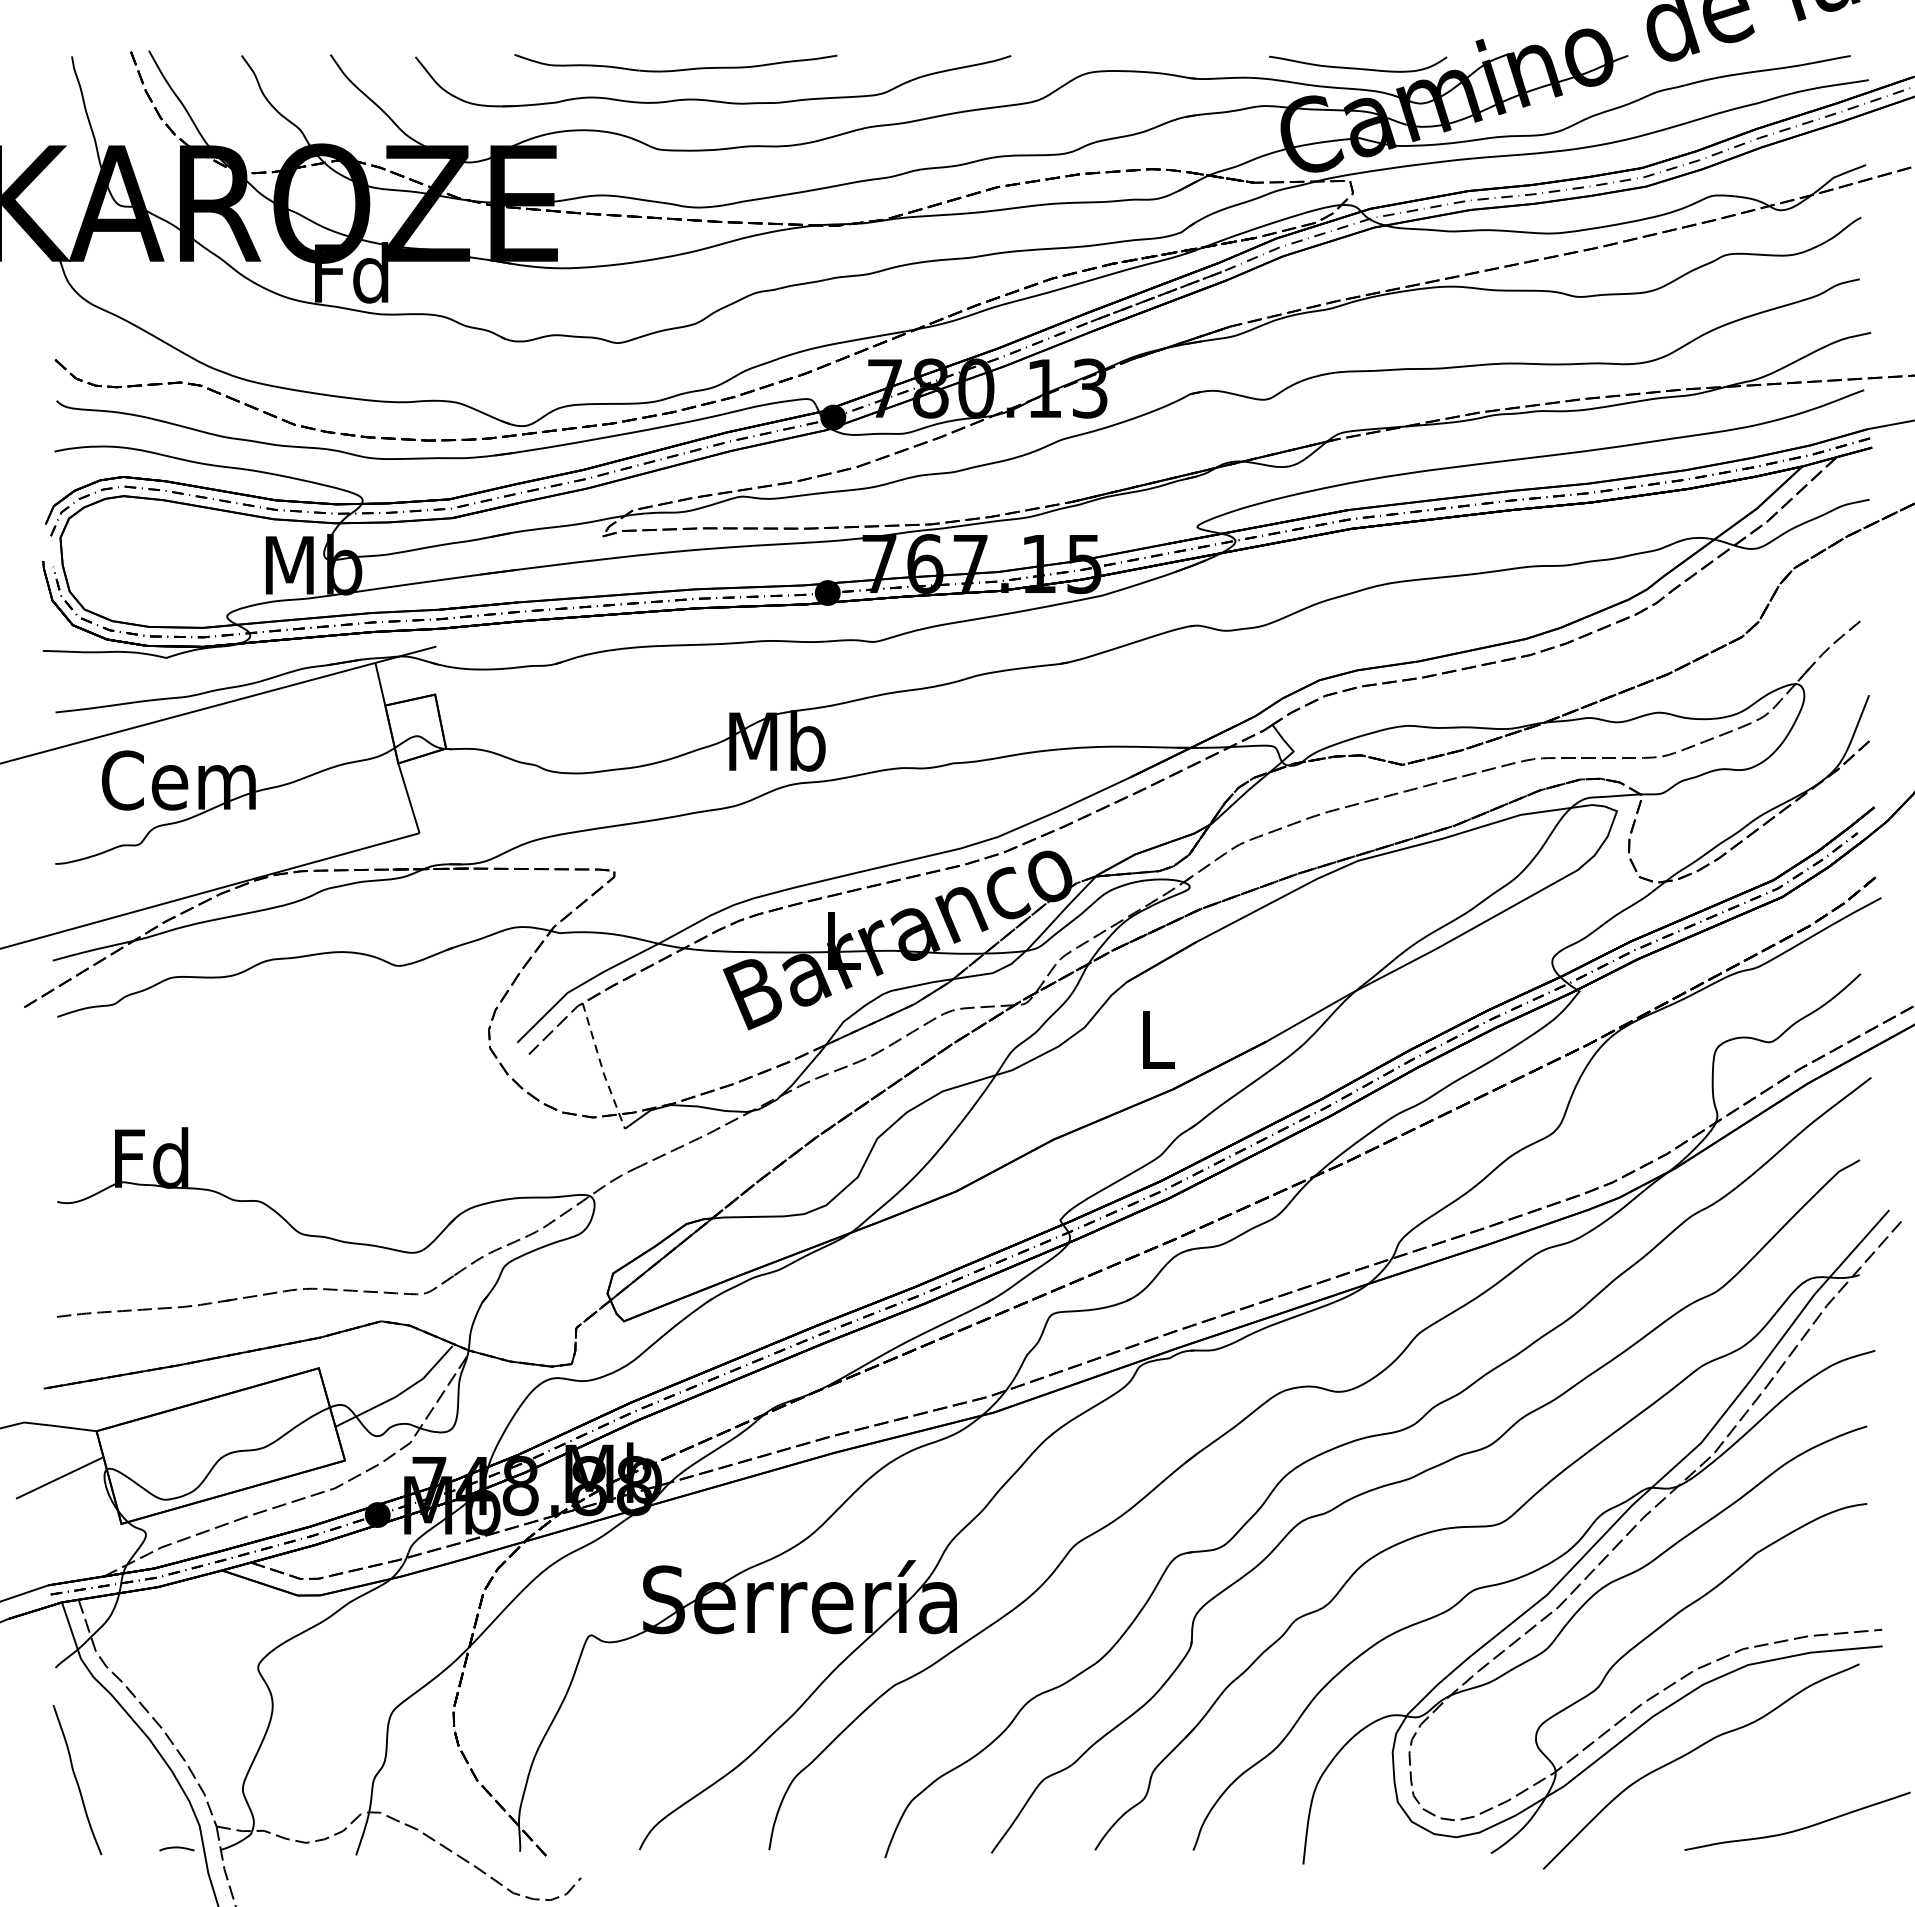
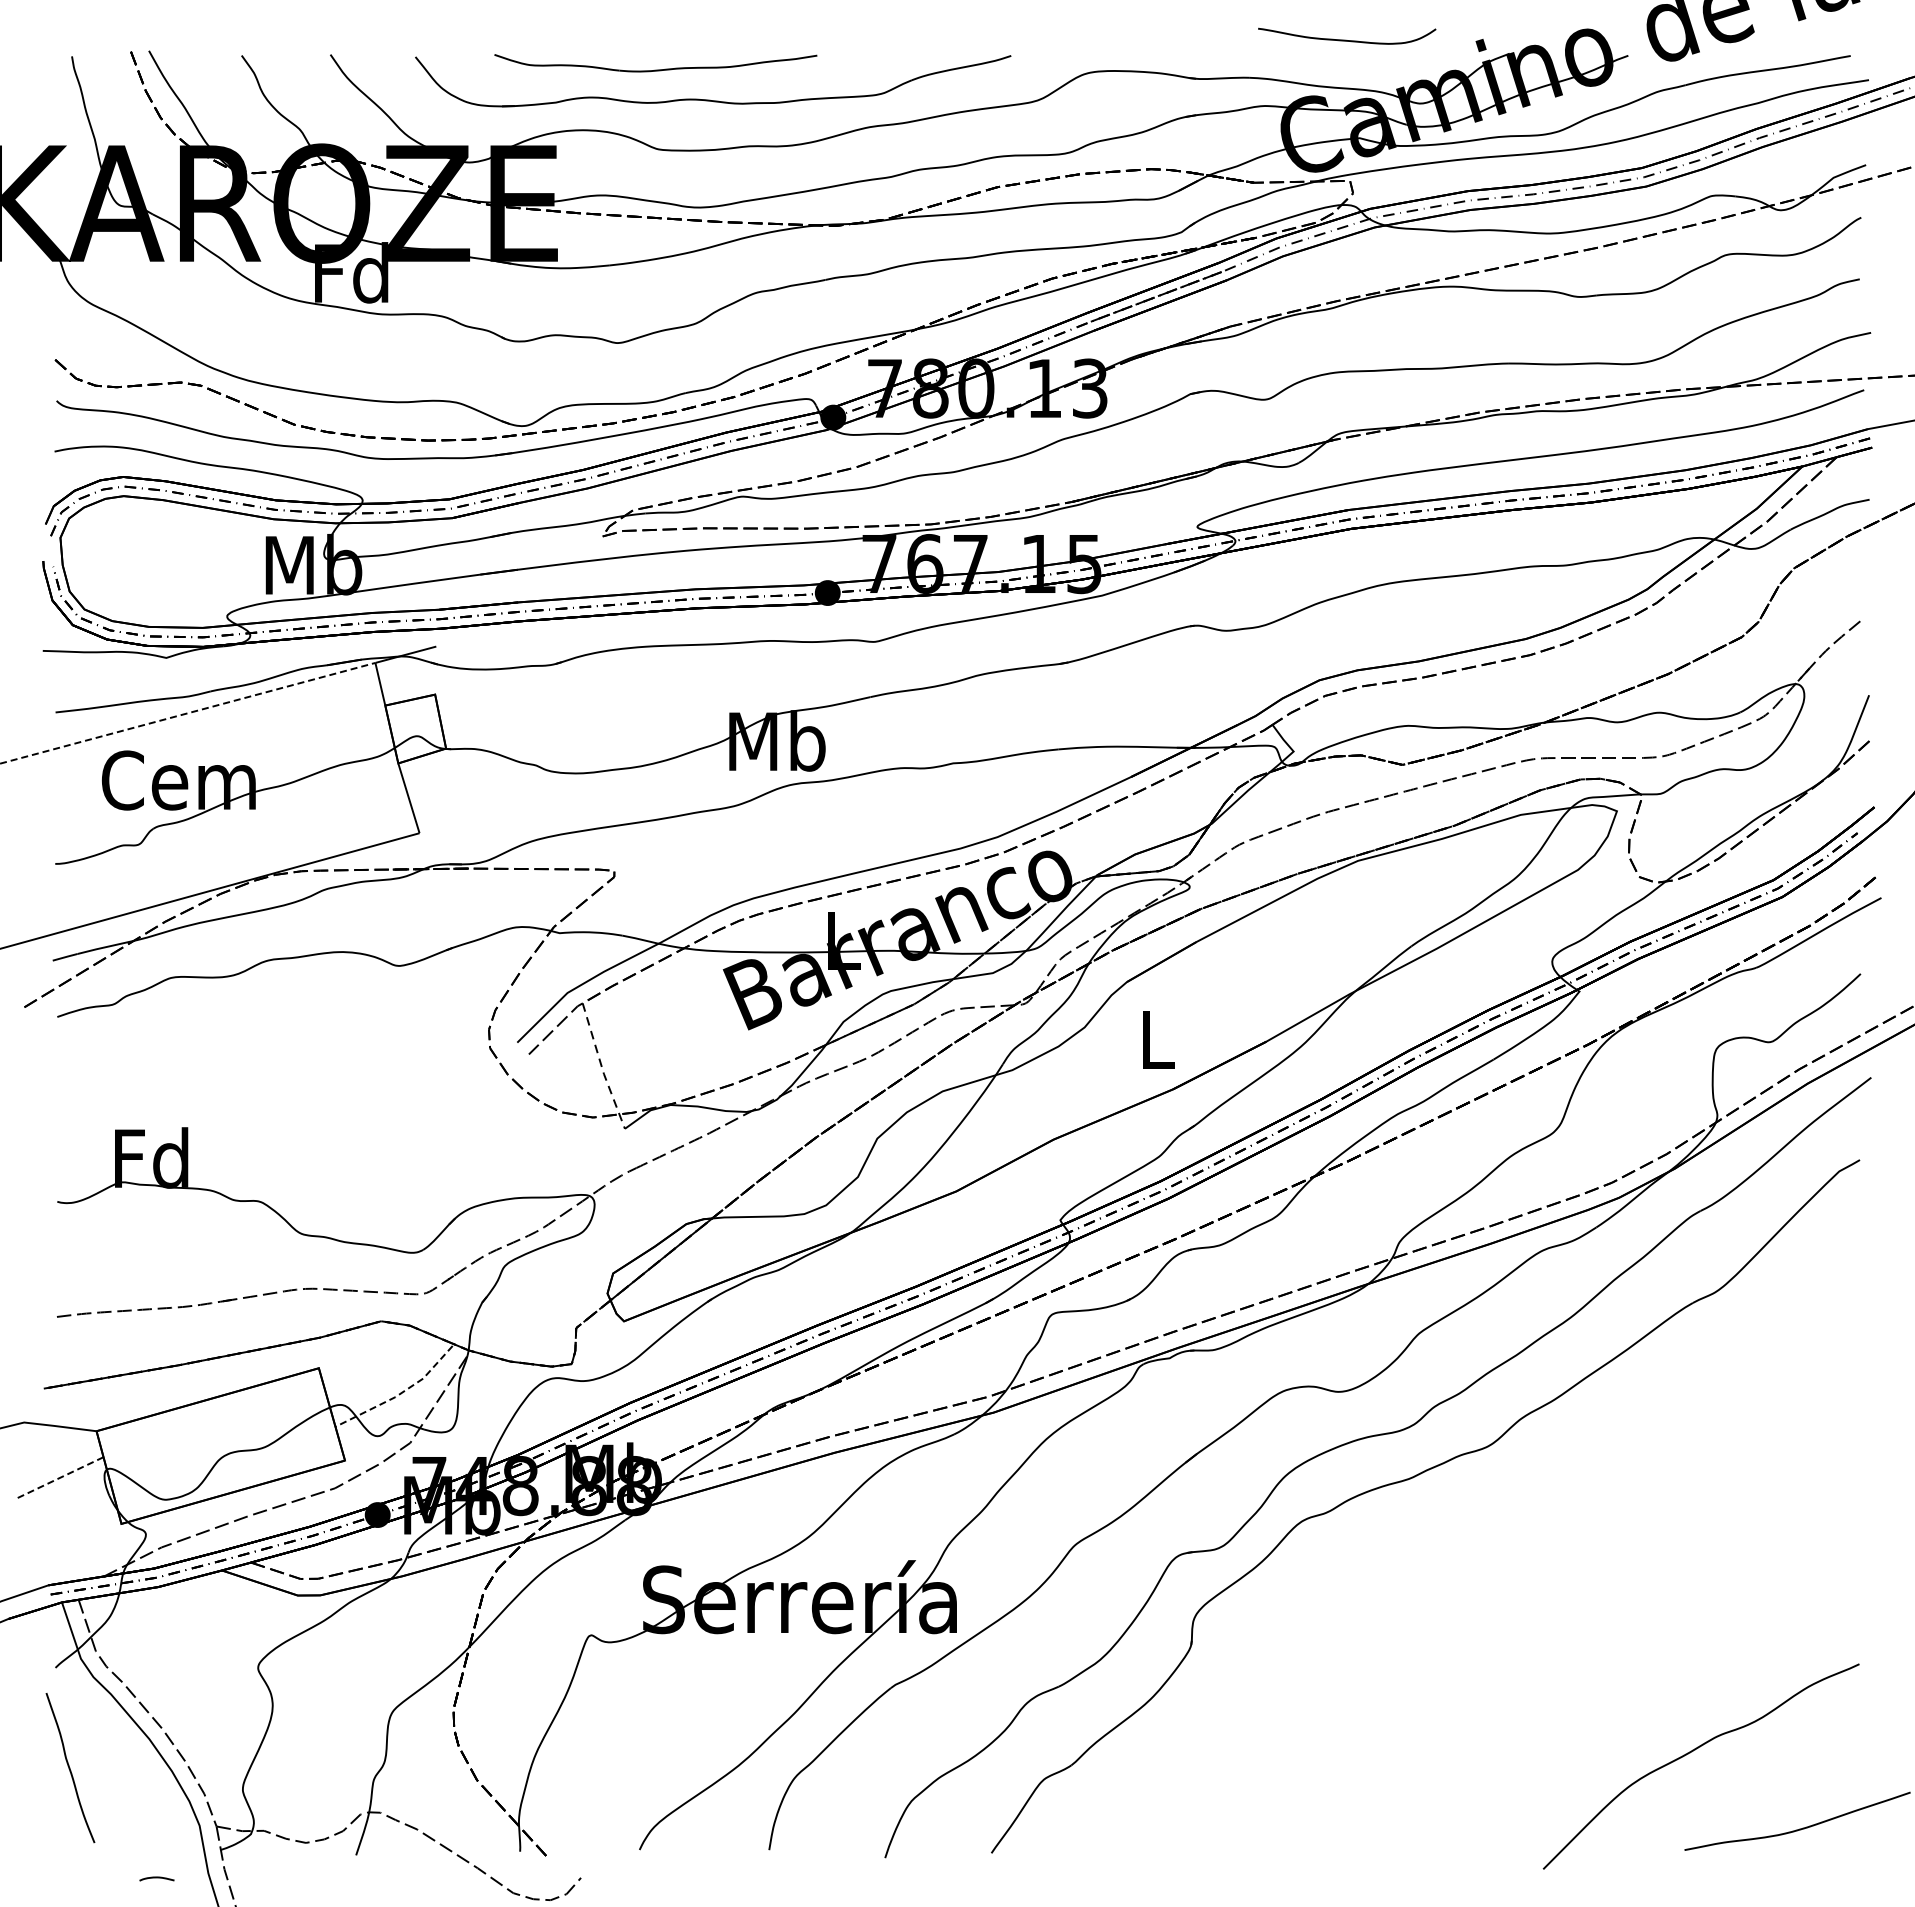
part position: (675, 63) -> (655, 63) (655, 63)
curve position: (1357, 67) -> (1346, 39) (1346, 39)
line: solid -> dashed (188, 713)
line: solid -> dashed (399, 1394)
line: solid -> dashed (59, 1478)
part: present -> none (1494, 1526)
curve position: (77, 1780) -> (70, 1768) (70, 1768)
curve position: (176, 1848) -> (156, 1878) (156, 1878)
